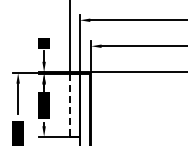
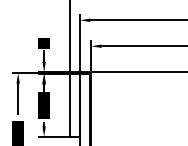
line: dashed -> solid (70, 105)
